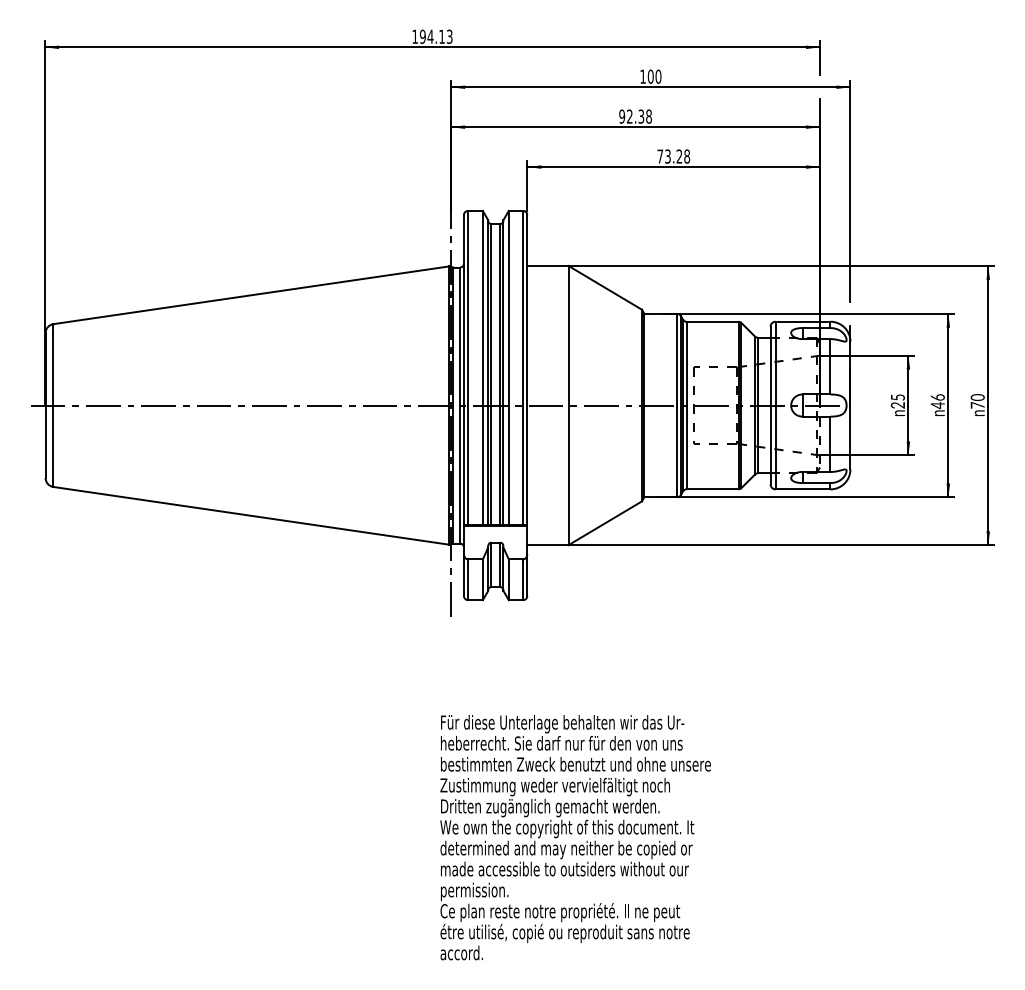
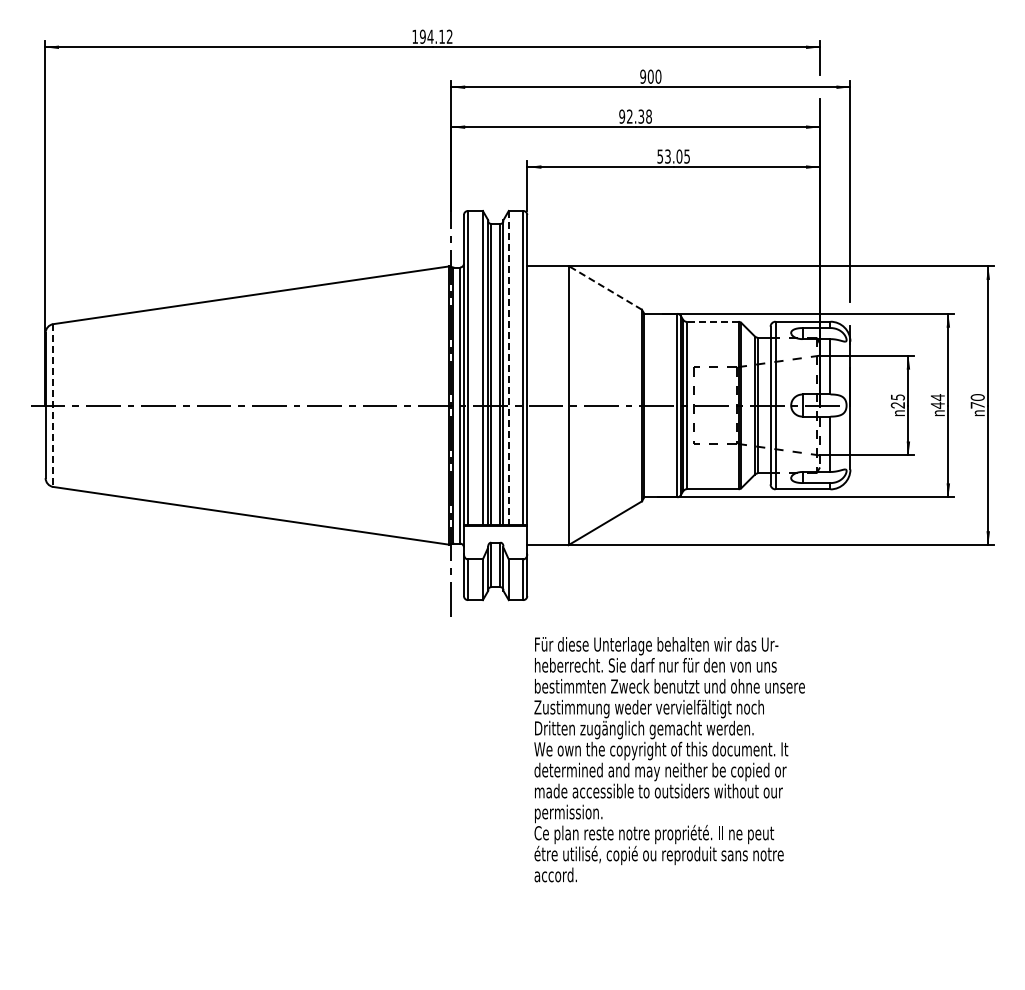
text: 194.13 -> 194.12 (449, 36)
text: 100 -> 900 (643, 76)
text: 73.28 -> 53.05 (673, 156)
line: solid -> dashed (605, 287)
line: solid -> dashed (712, 321)
line: solid -> dashed (508, 367)
text: 46 -> 44 (937, 397)
line: solid -> dashed (53, 406)
text position: (575, 837) -> (669, 759) (669, 759)
